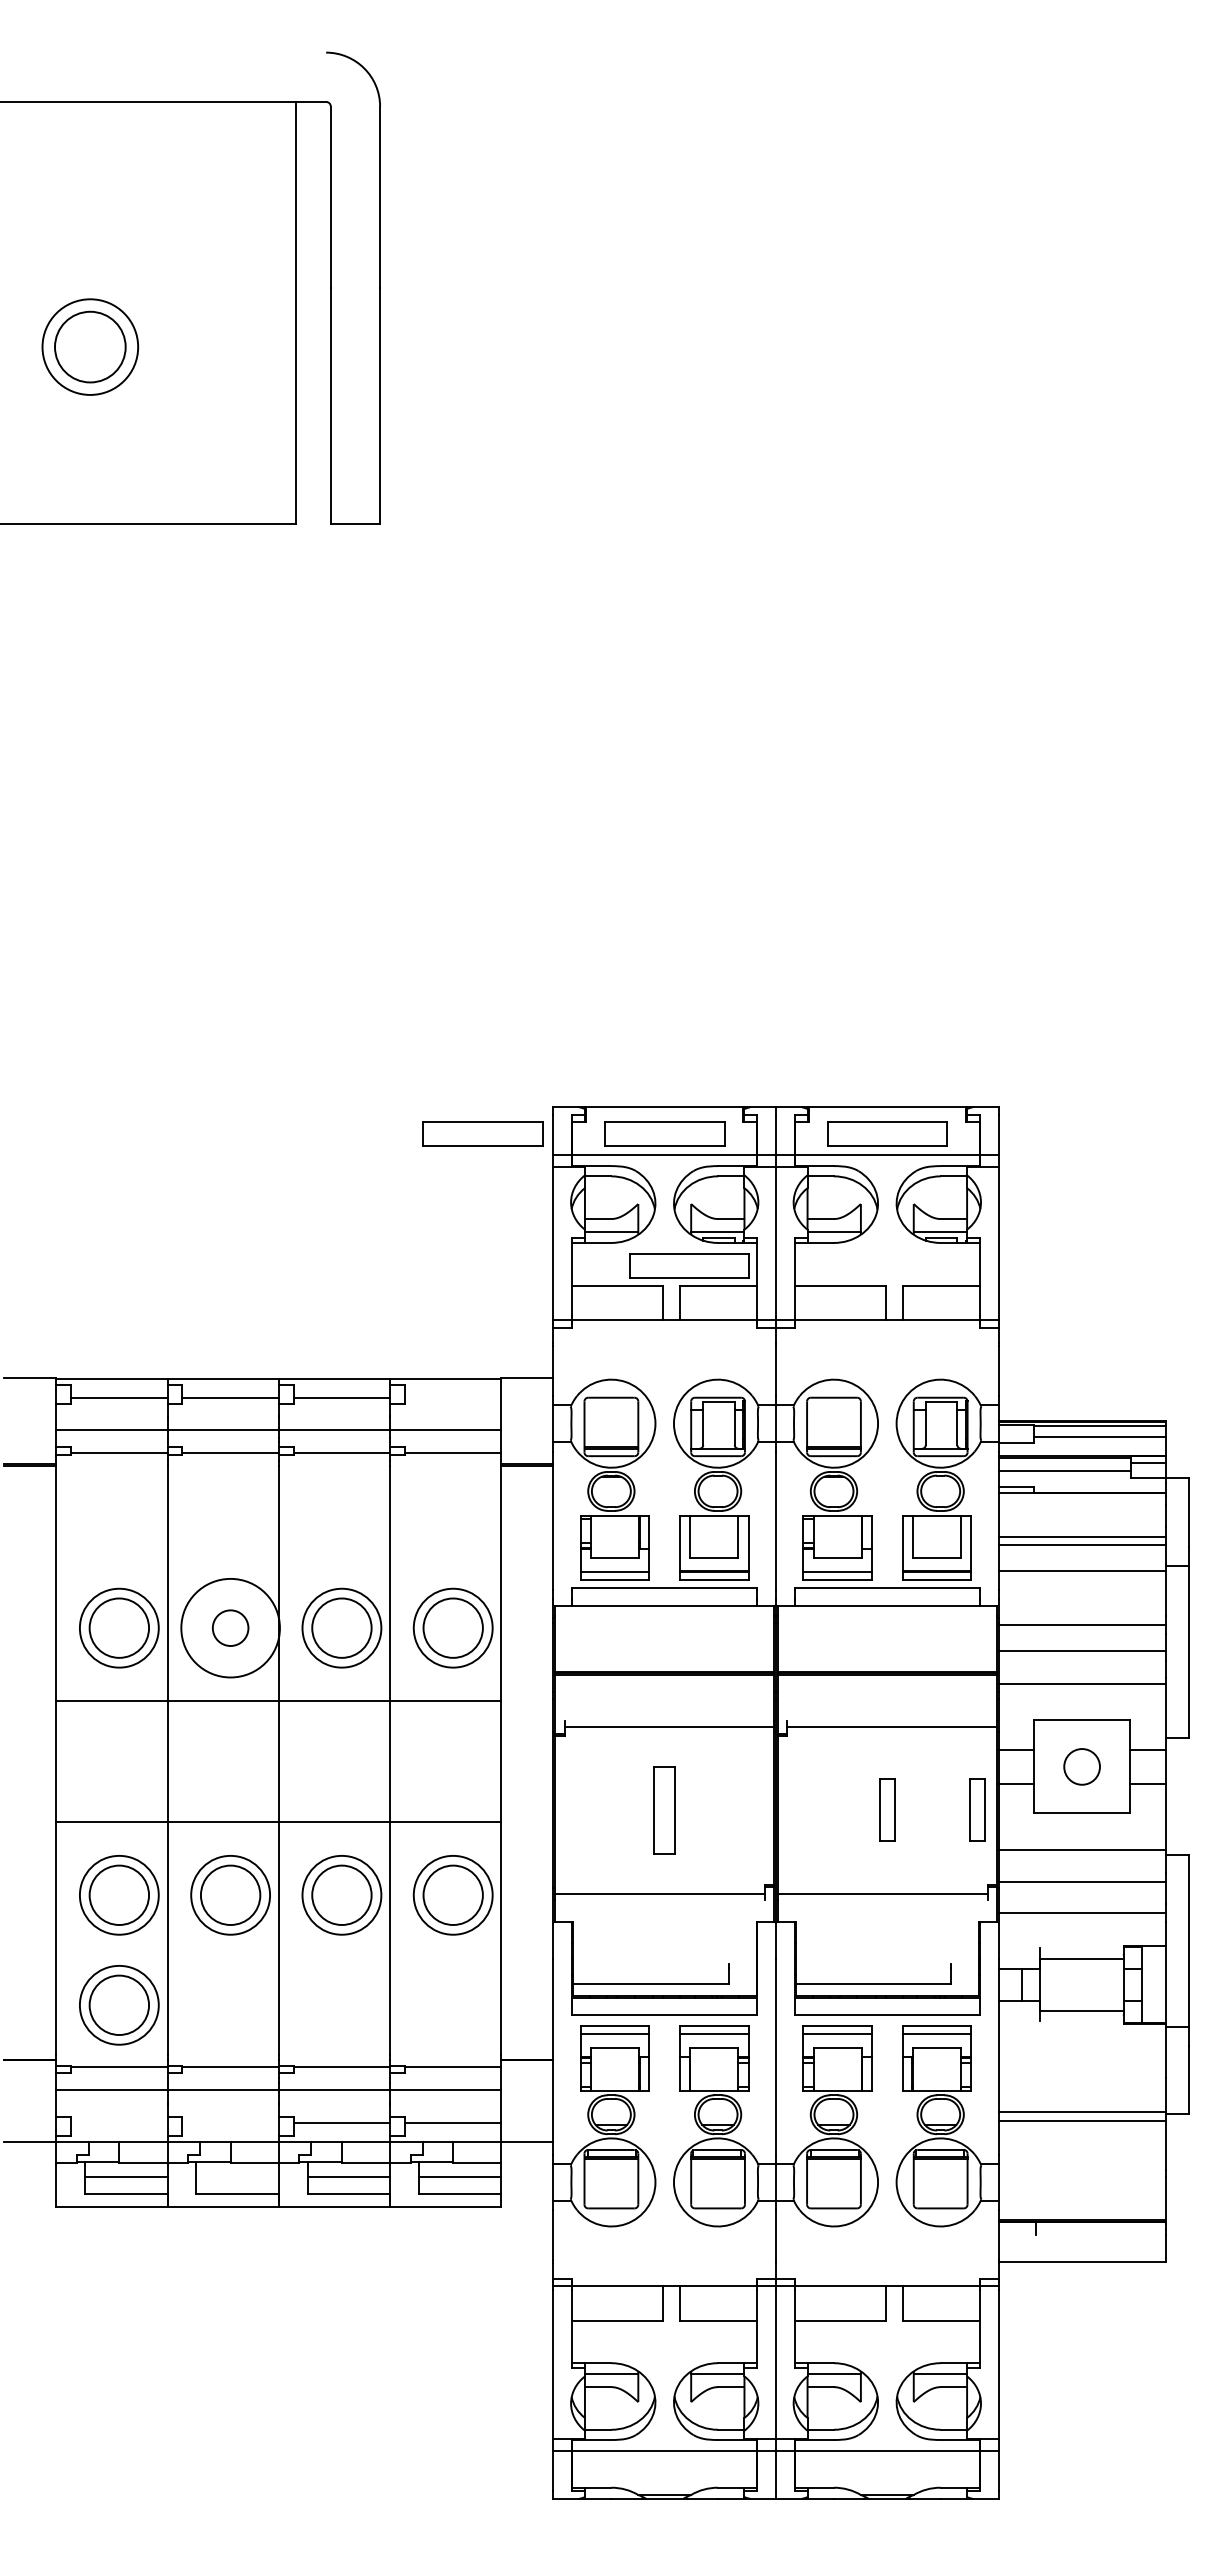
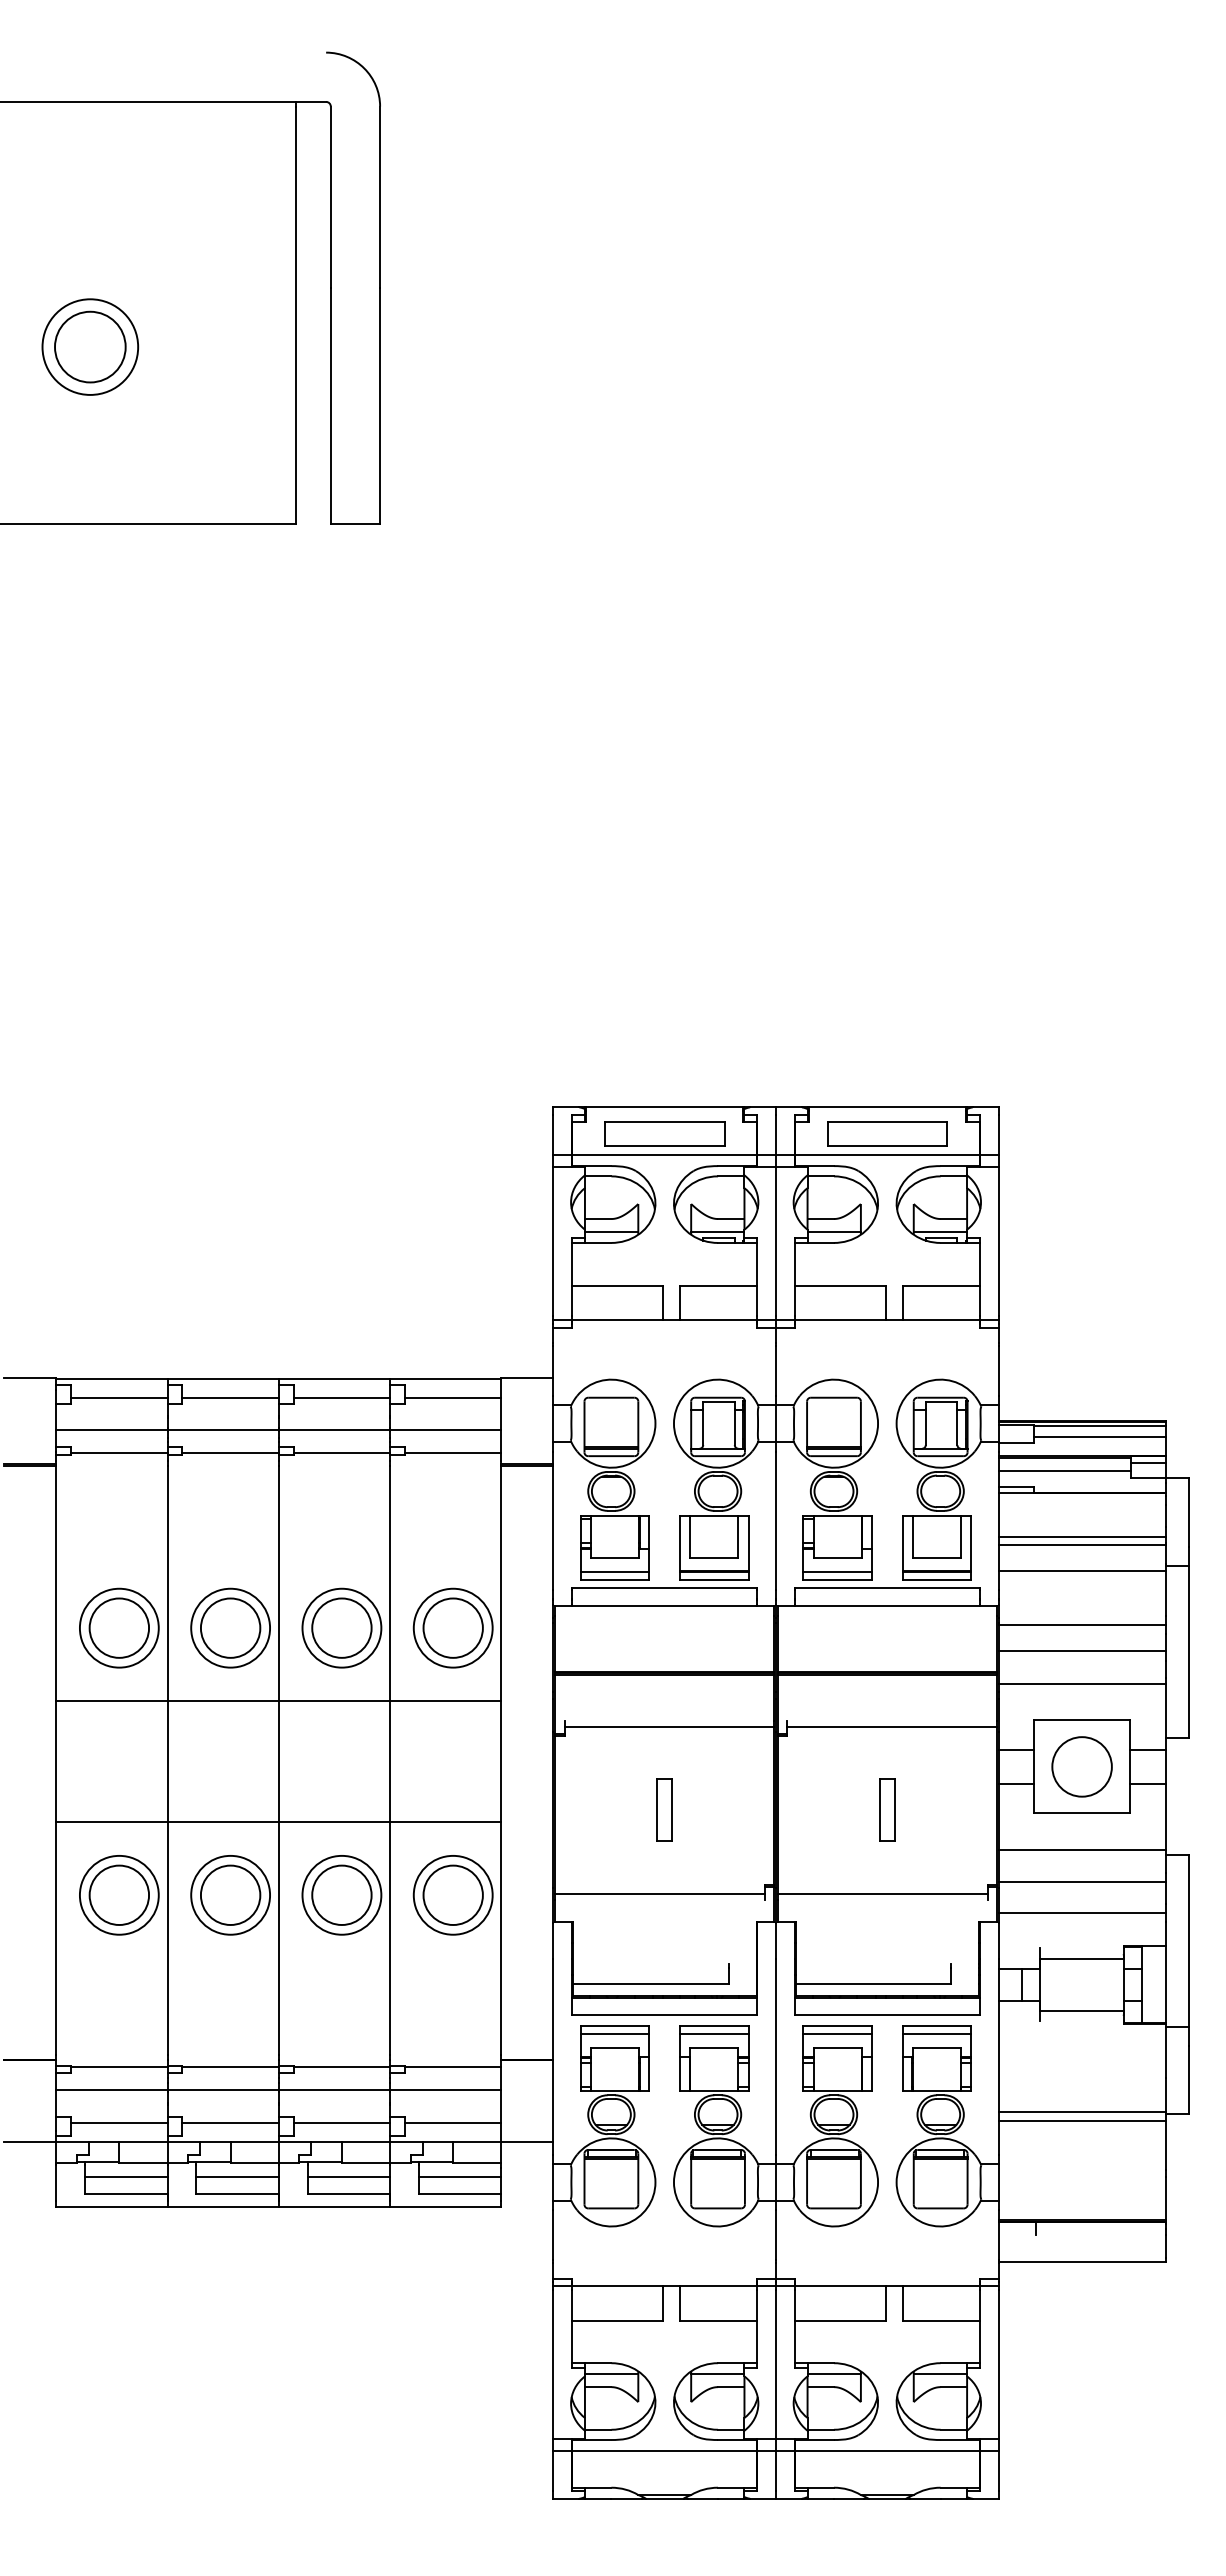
part: present -> none (482, 1133)
part: present -> none (689, 1265)
line: none -> present (453, 1397)
circle diameter: 99 px -> 79 px (230, 1627)
circle diameter: 36 px -> 59 px (230, 1627)
circle diameter: 36 px -> 60 px (1081, 1766)
part: present -> none (977, 1809)
part size: 23x89 px -> 17x64 px (664, 1809)
part: present -> none (119, 2005)
line: none -> present (119, 2122)
line: none -> present (230, 2122)
line: none -> present (237, 2176)
